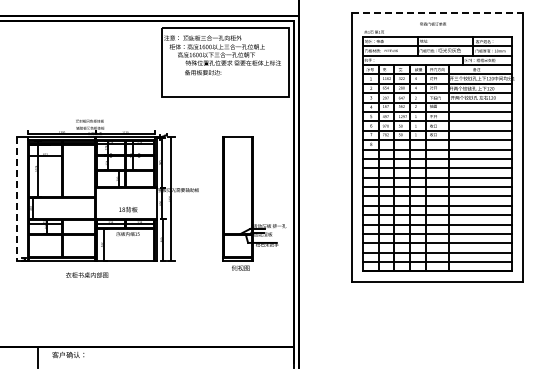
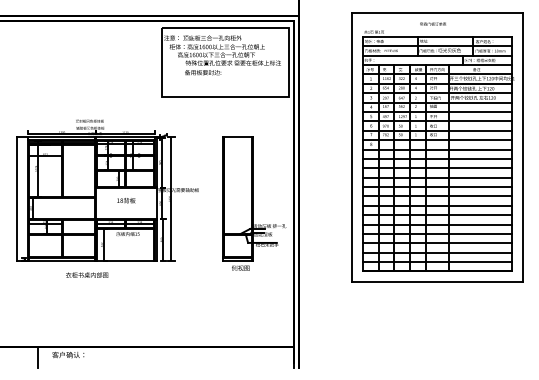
line: dashed -> solid (437, 12)
line: dashed -> solid (17, 199)
text position: (128, 209) -> (126, 200) (126, 200)
